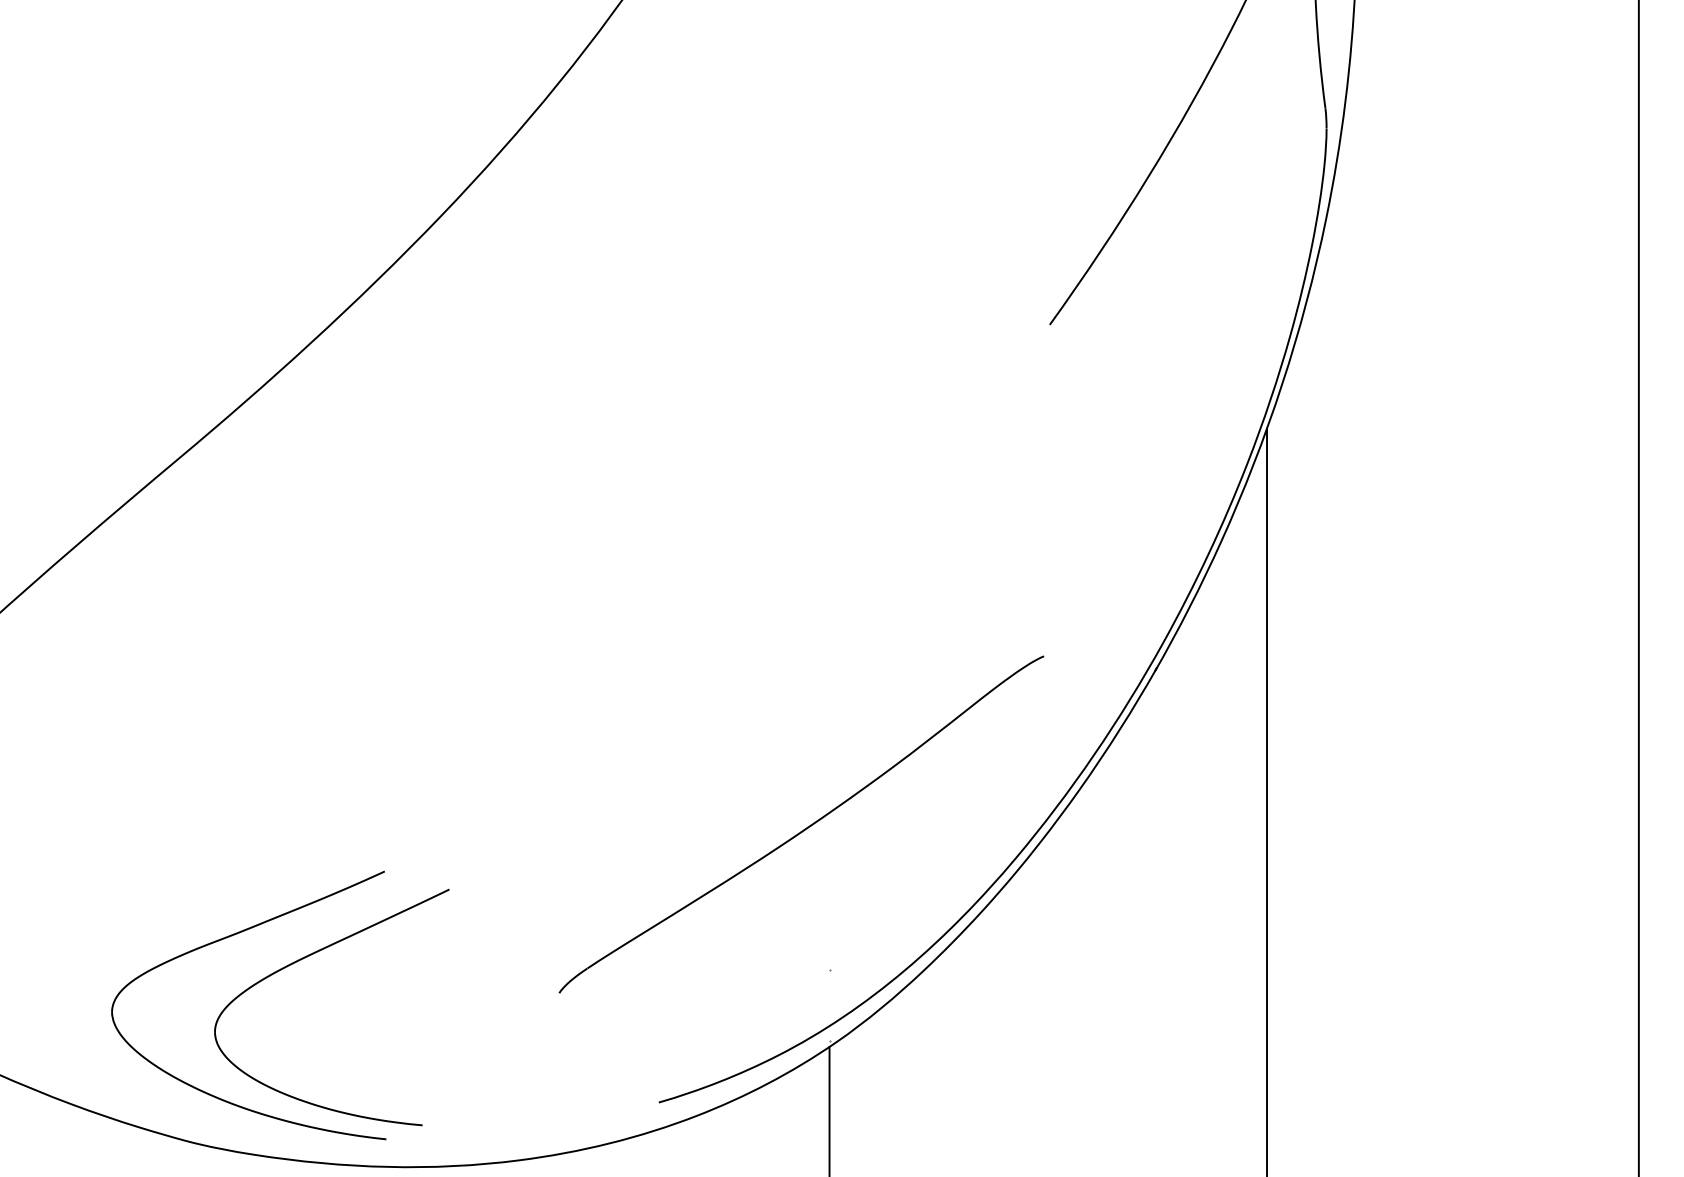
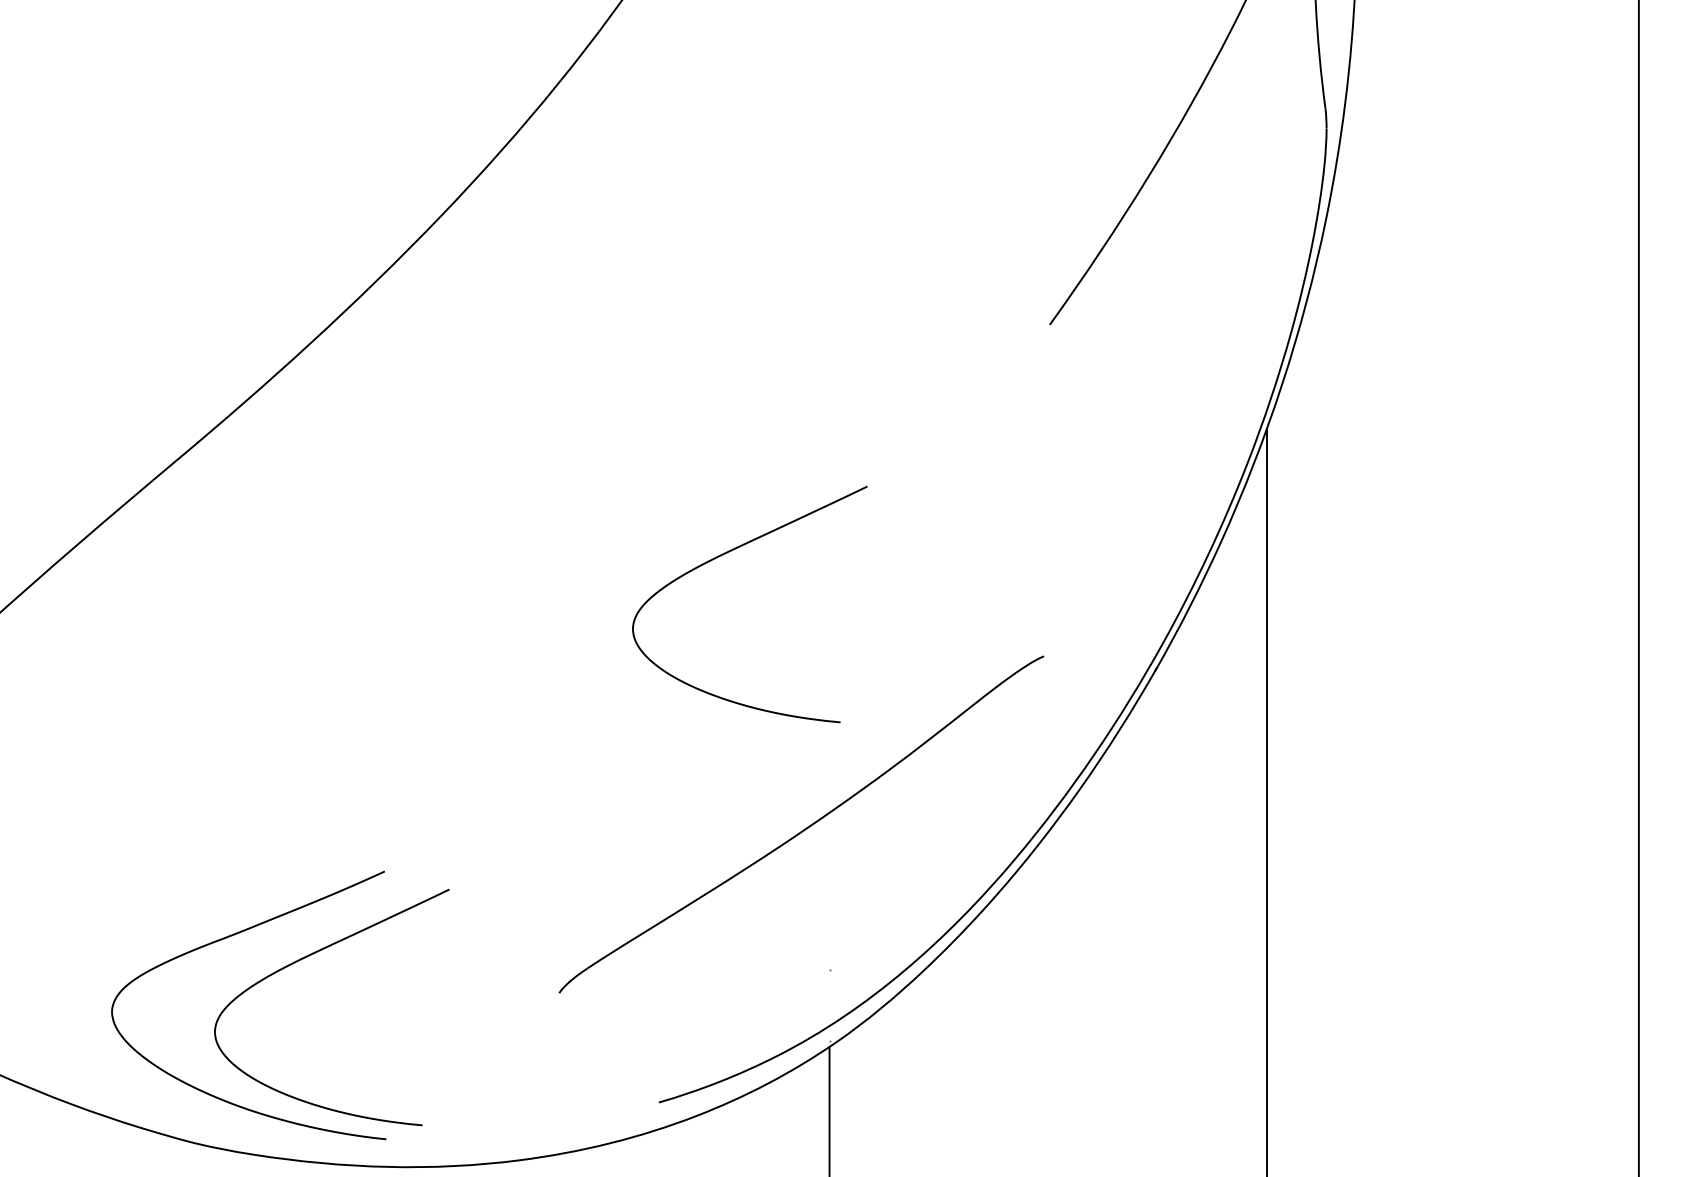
part: none -> present (725, 554)
